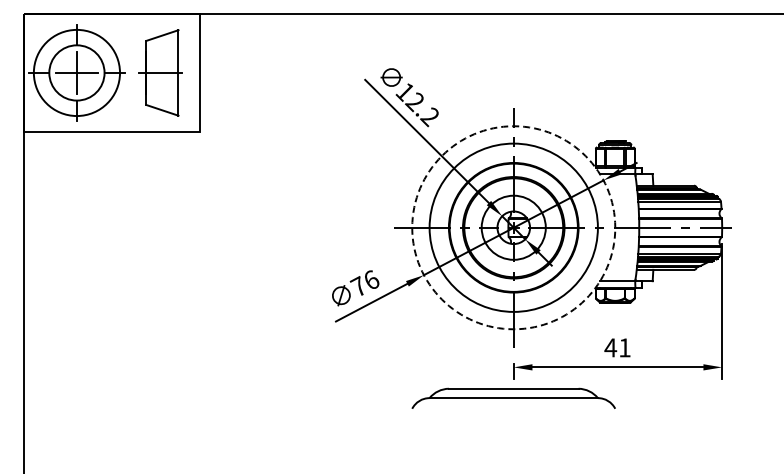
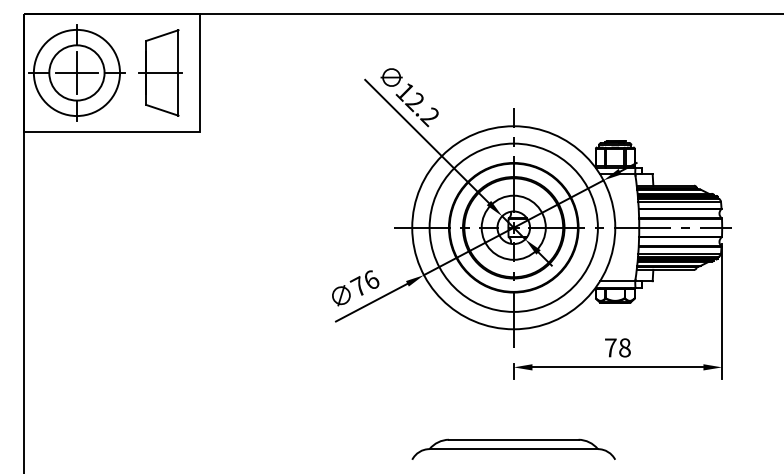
circle: dashed -> solid (513, 227)
text: 41 -> 78 (617, 347)
part position: (513, 397) -> (513, 448) (513, 448)
